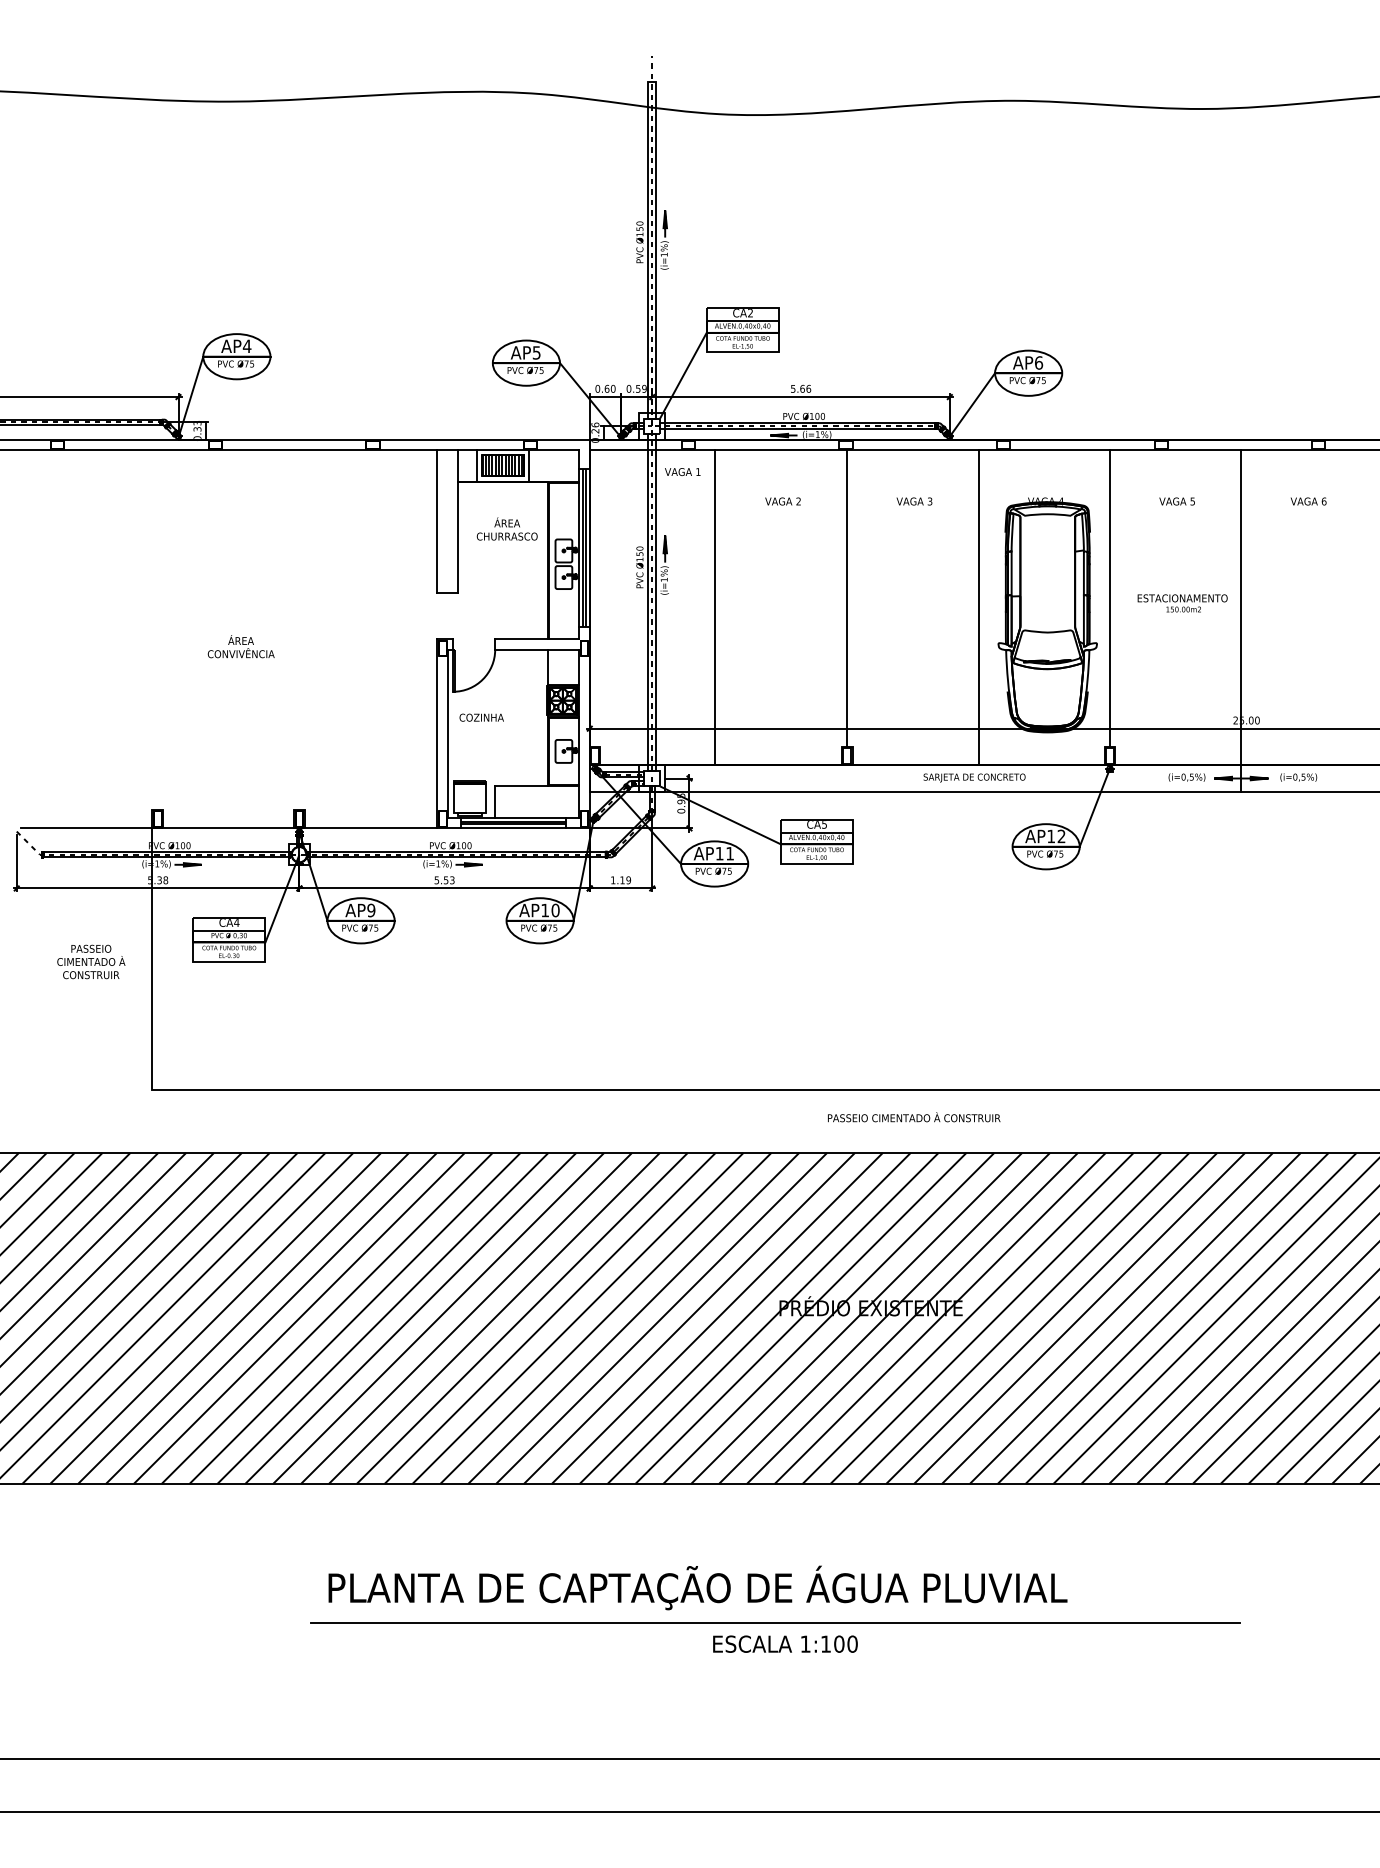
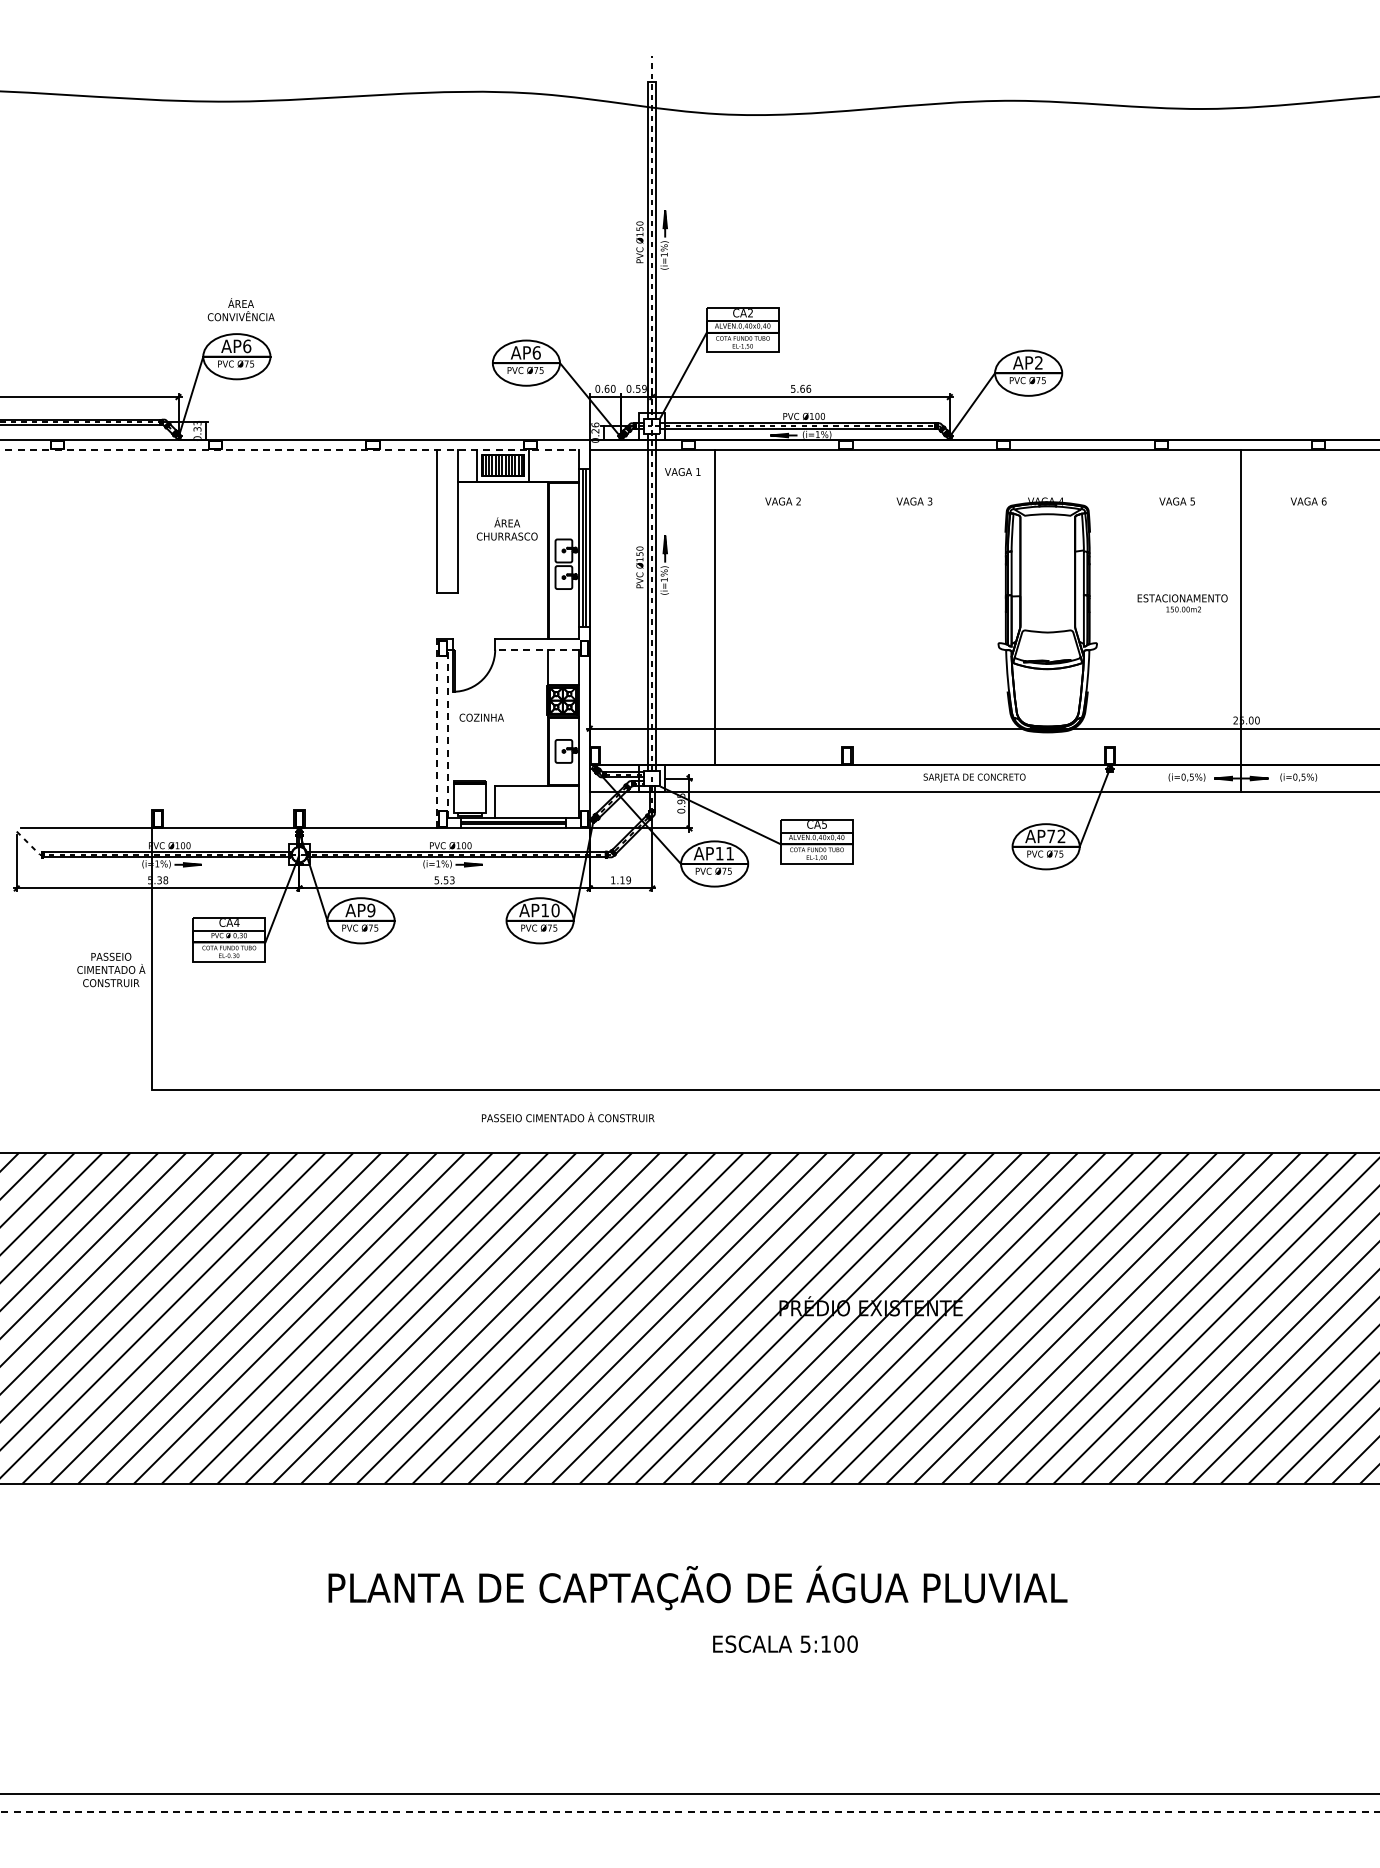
text: AP4 -> AP6 (246, 346)
text: AP5 -> AP6 (536, 352)
text: AP6 -> AP2 (1039, 362)
line: solid -> dashed (290, 450)
line: present -> none (847, 598)
line: present -> none (1110, 598)
line: present -> none (978, 607)
text position: (240, 646) -> (240, 309) (240, 309)
line: solid -> dashed (536, 649)
line: solid -> dashed (437, 733)
line: solid -> dashed (447, 733)
text: AP12 -> AP72 (1050, 836)
text position: (91, 961) -> (111, 969) (111, 969)
text position: (914, 1117) -> (568, 1117) (568, 1117)
line: present -> none (774, 1622)
text: 1:100 -> 5:100 (805, 1643)
line position: (689, 1759) -> (689, 1794) (689, 1794)
line: solid -> dashed (690, 1811)
